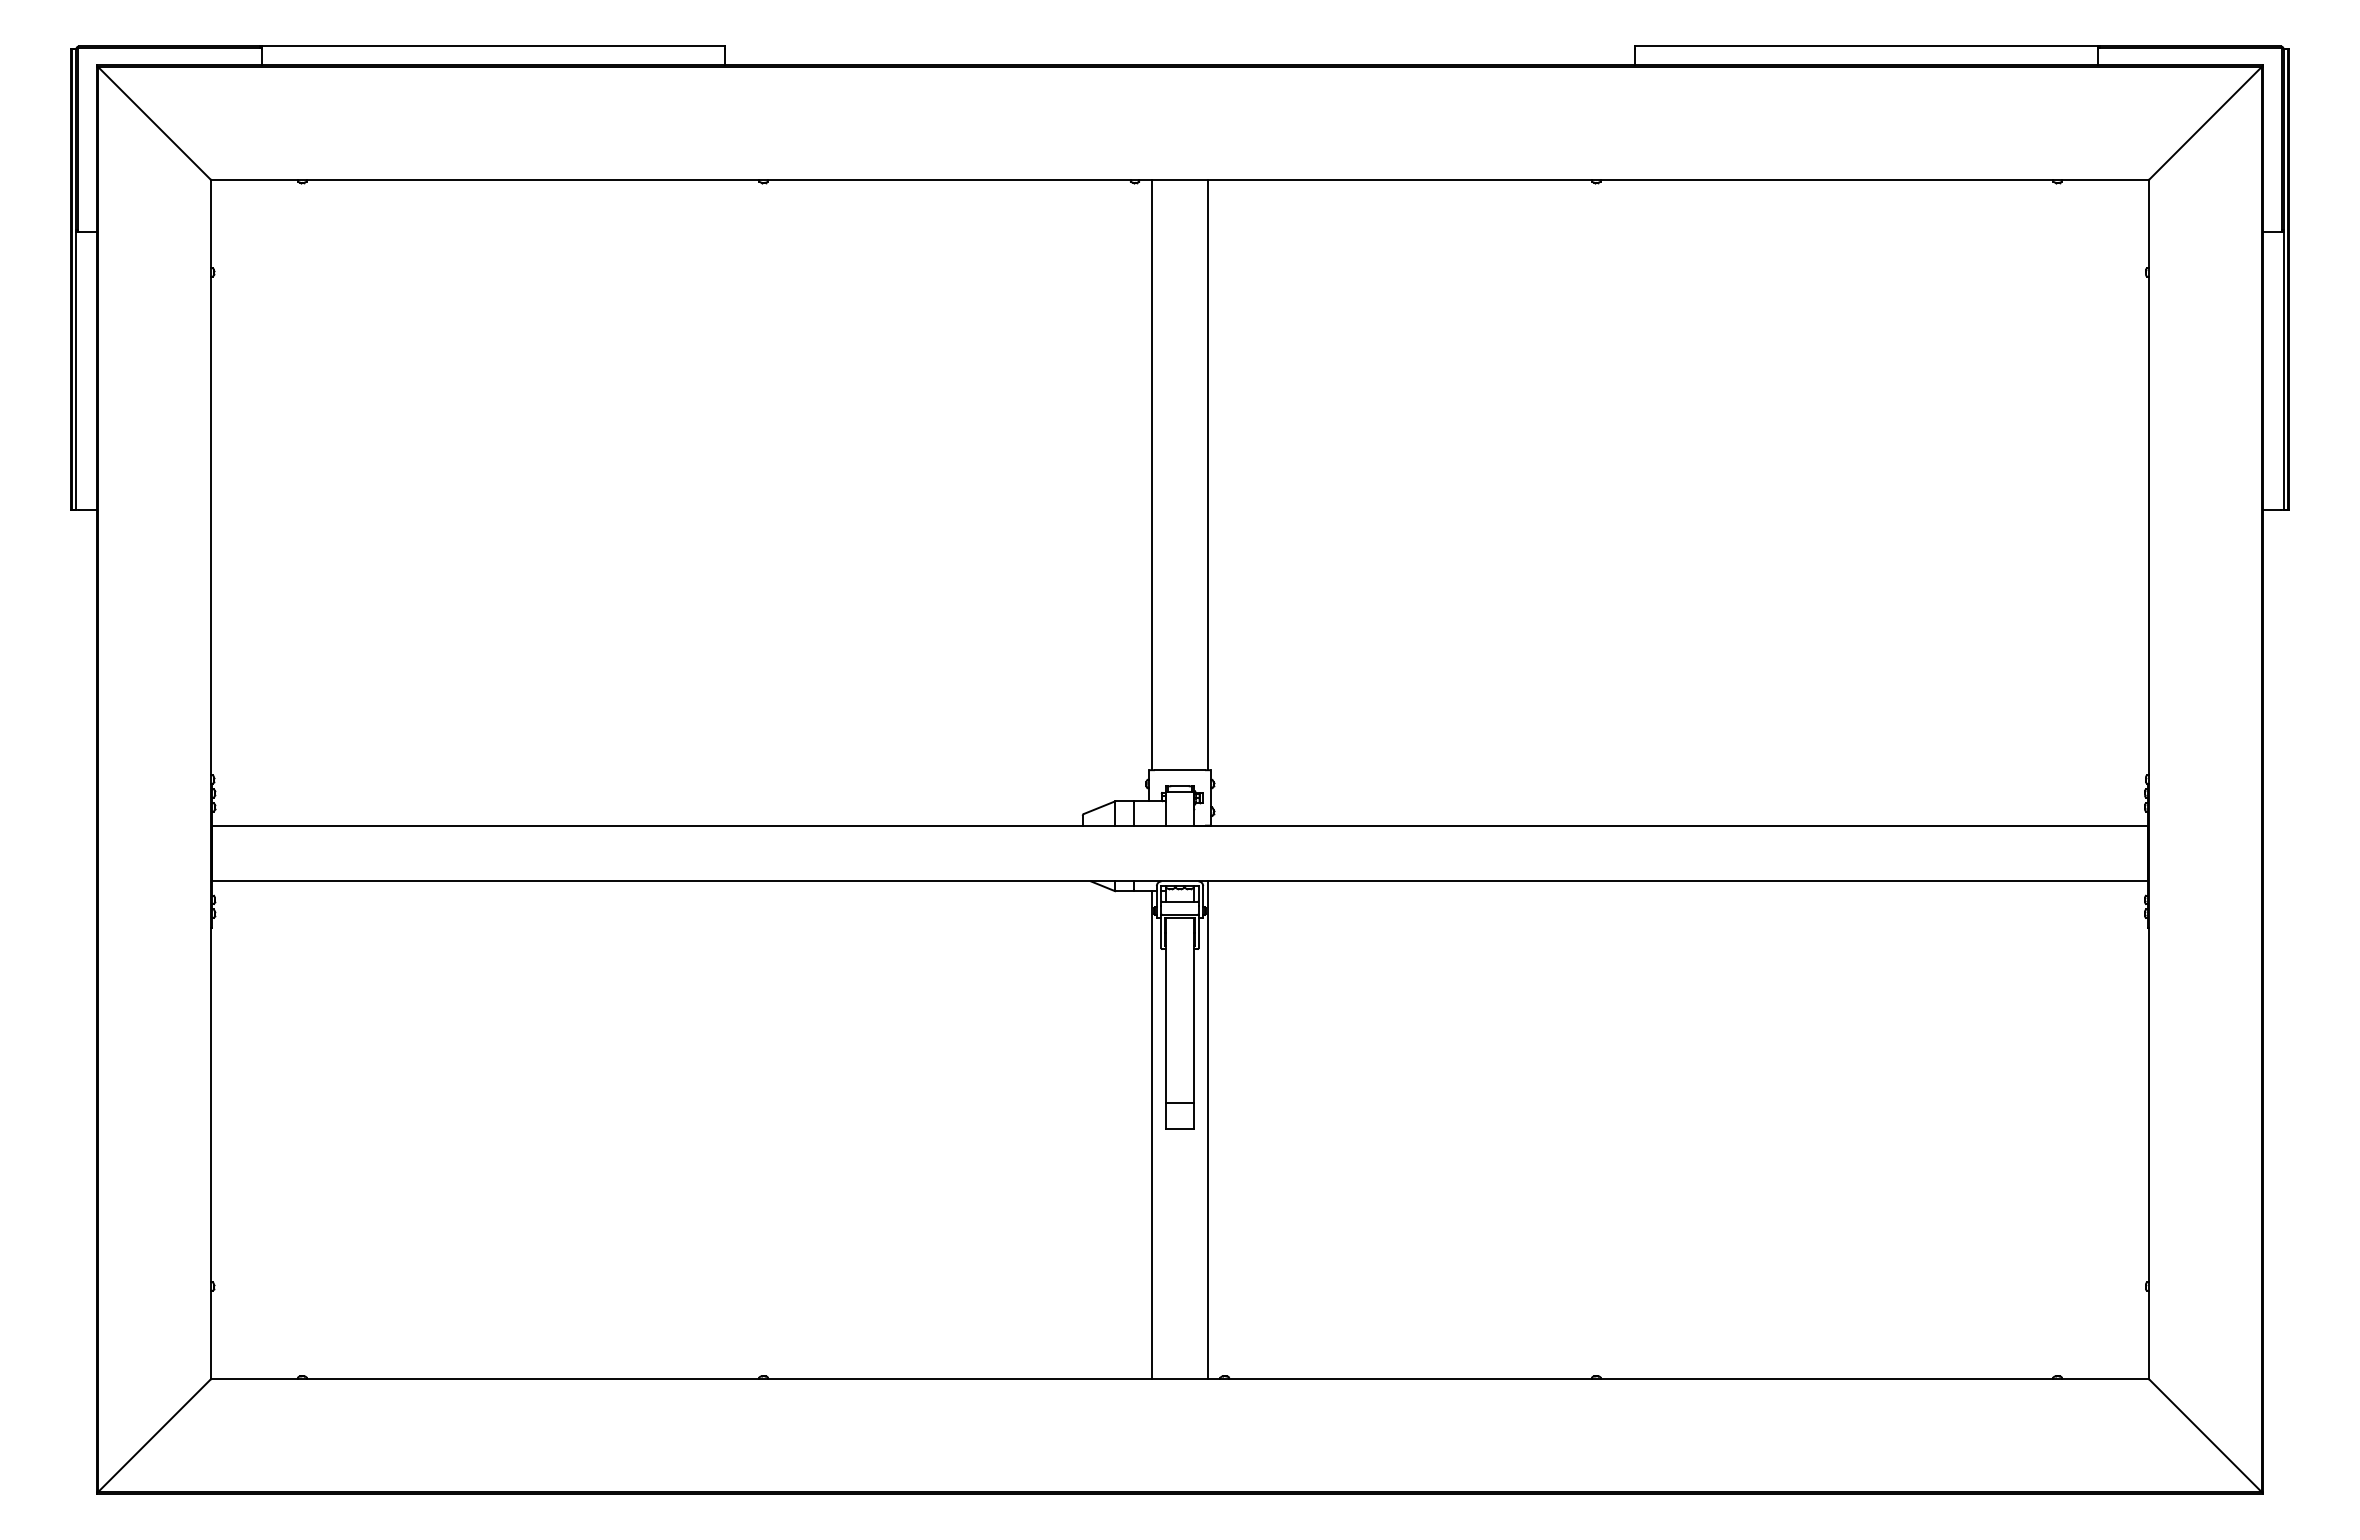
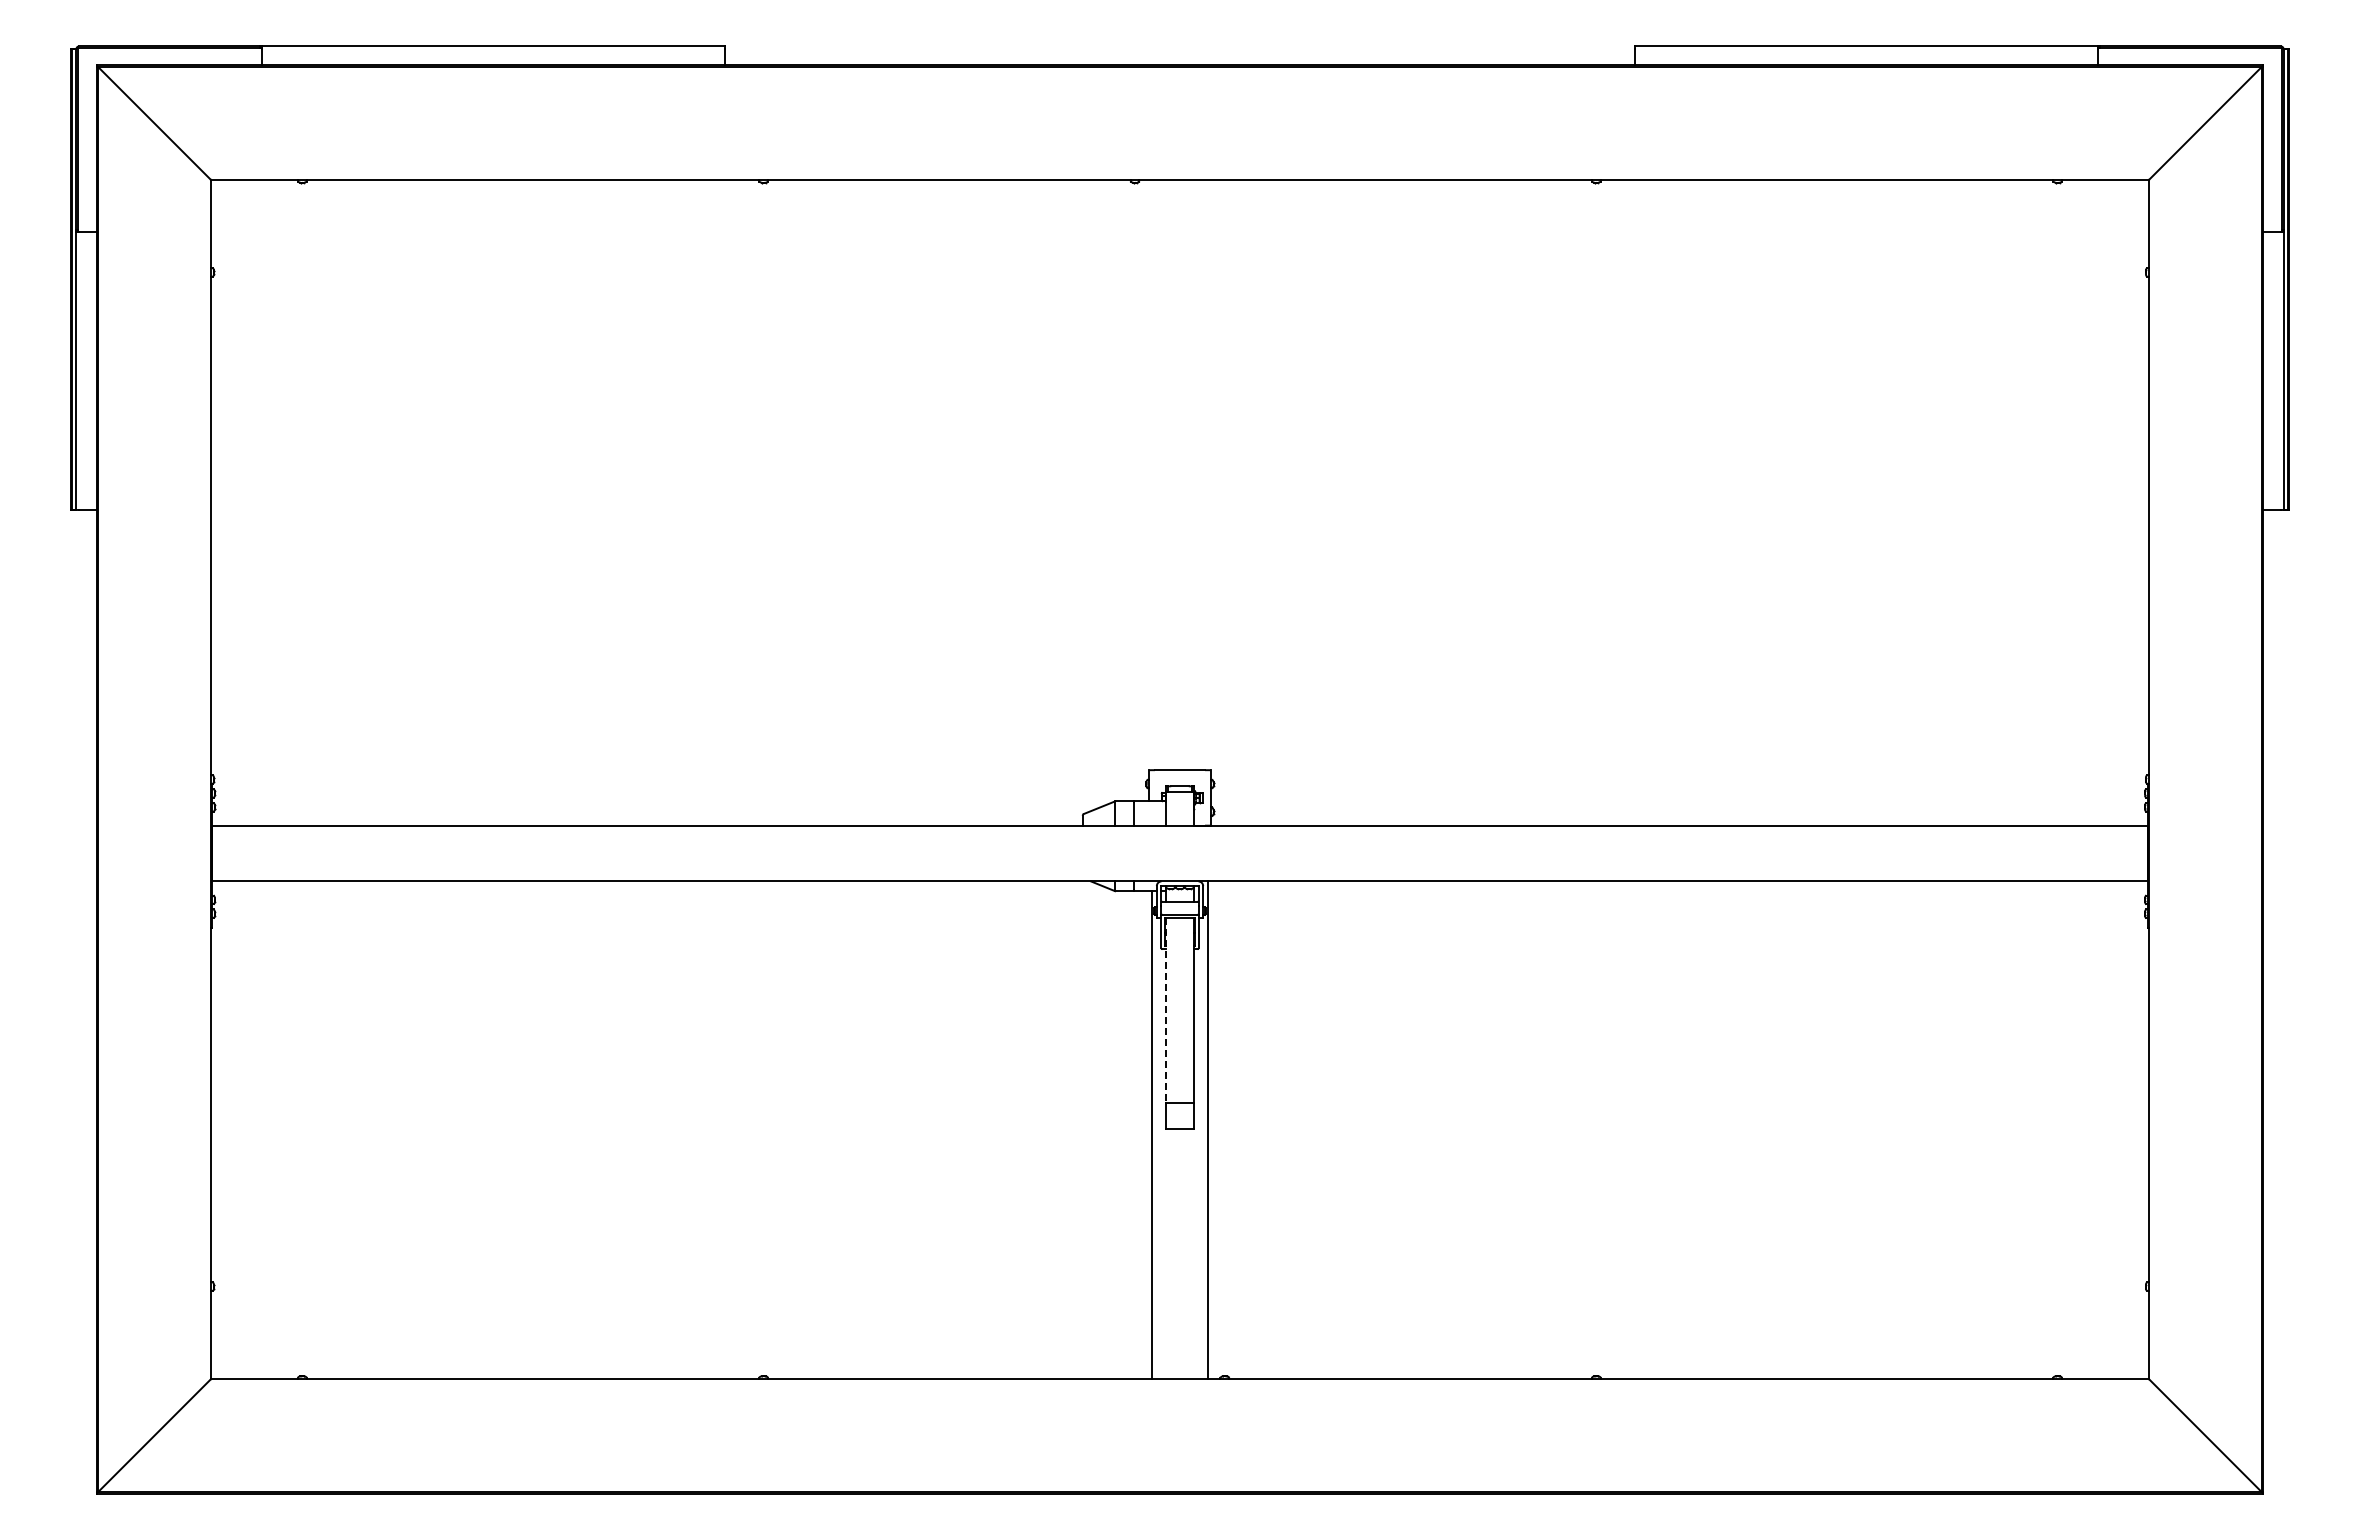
line: present -> none (1152, 474)
line: present -> none (1207, 474)
line: solid -> dashed (1166, 1010)
